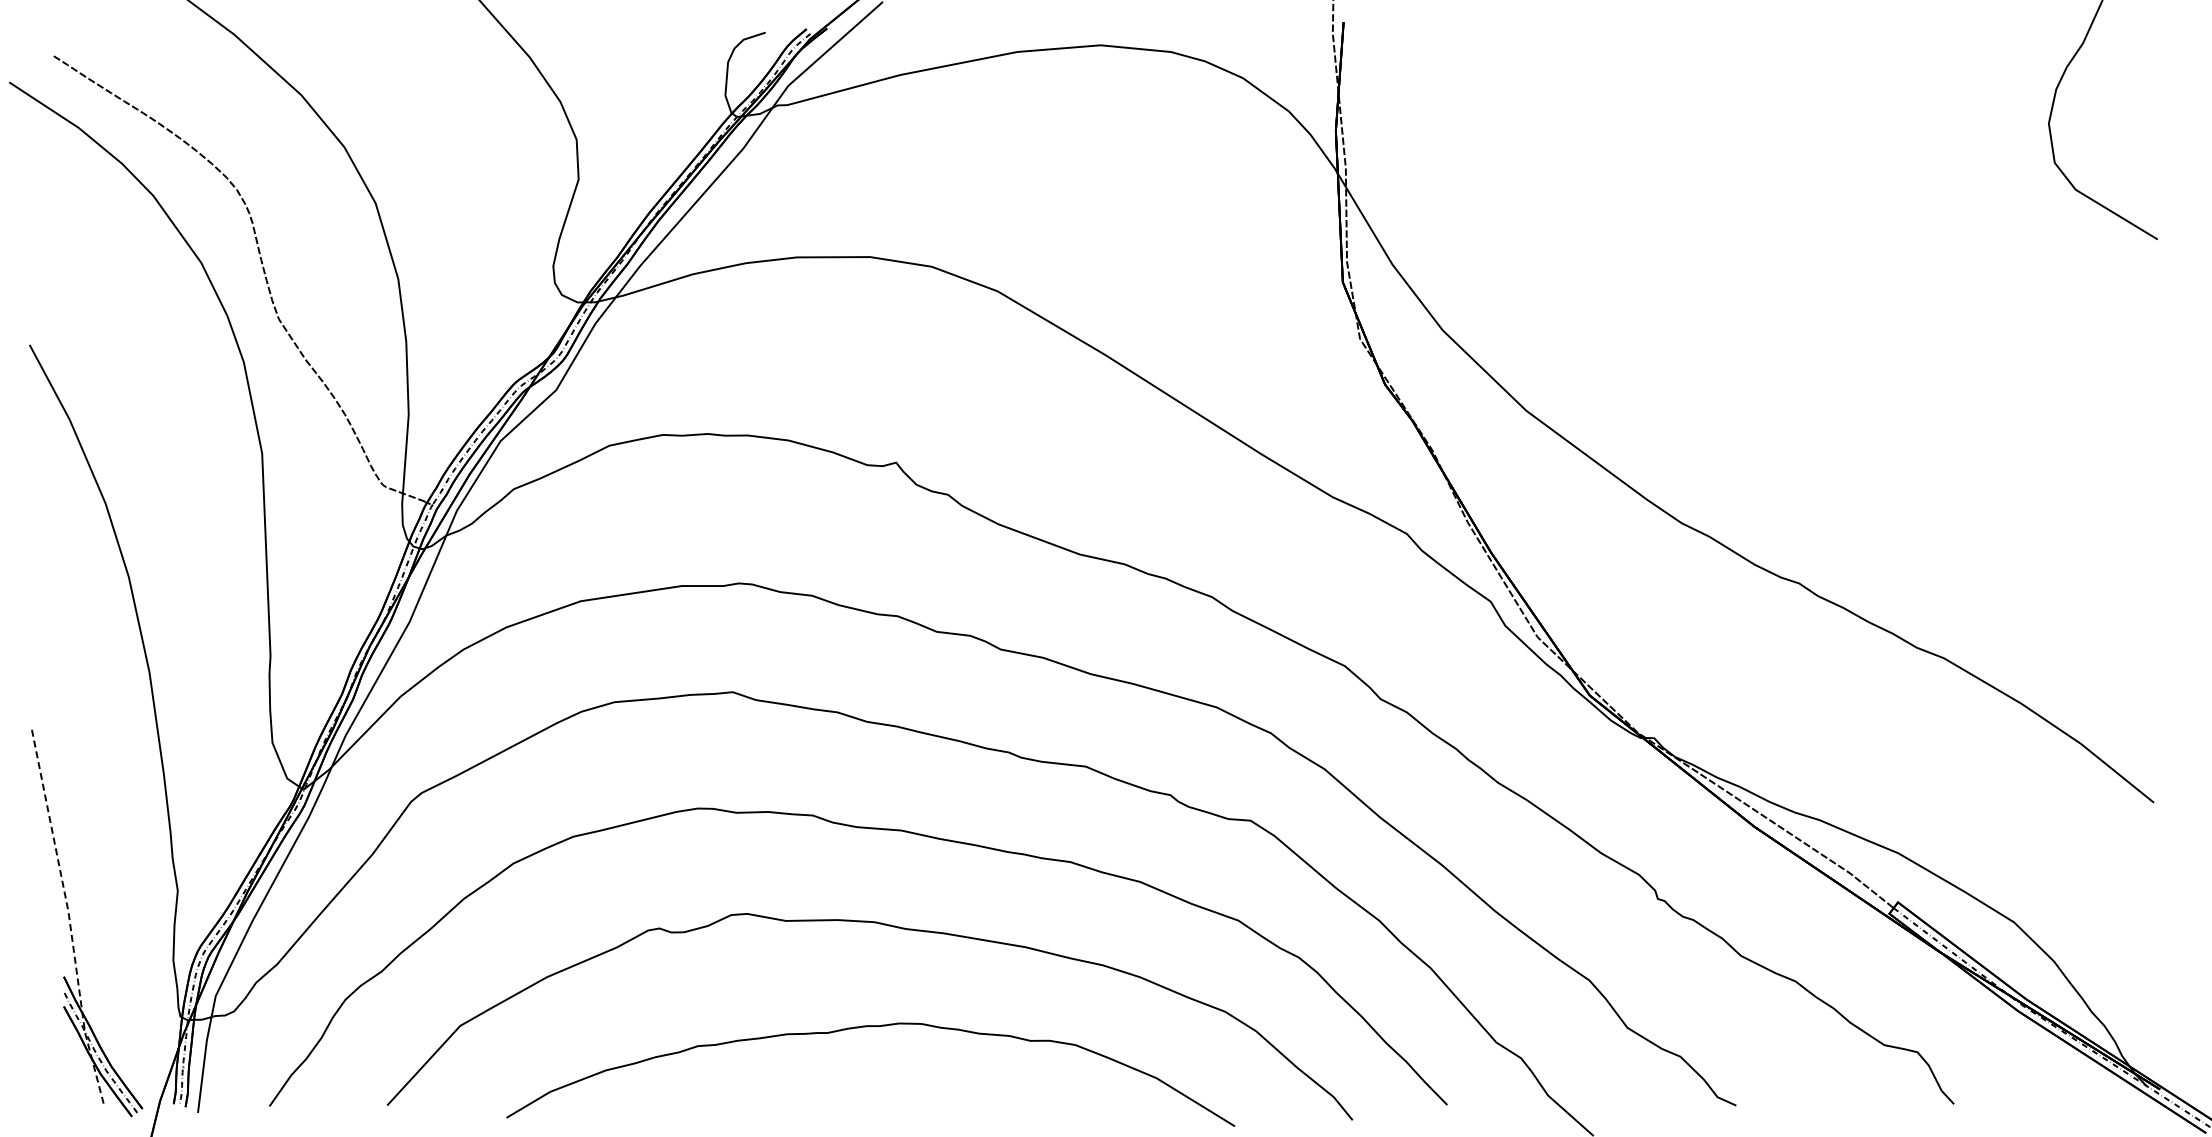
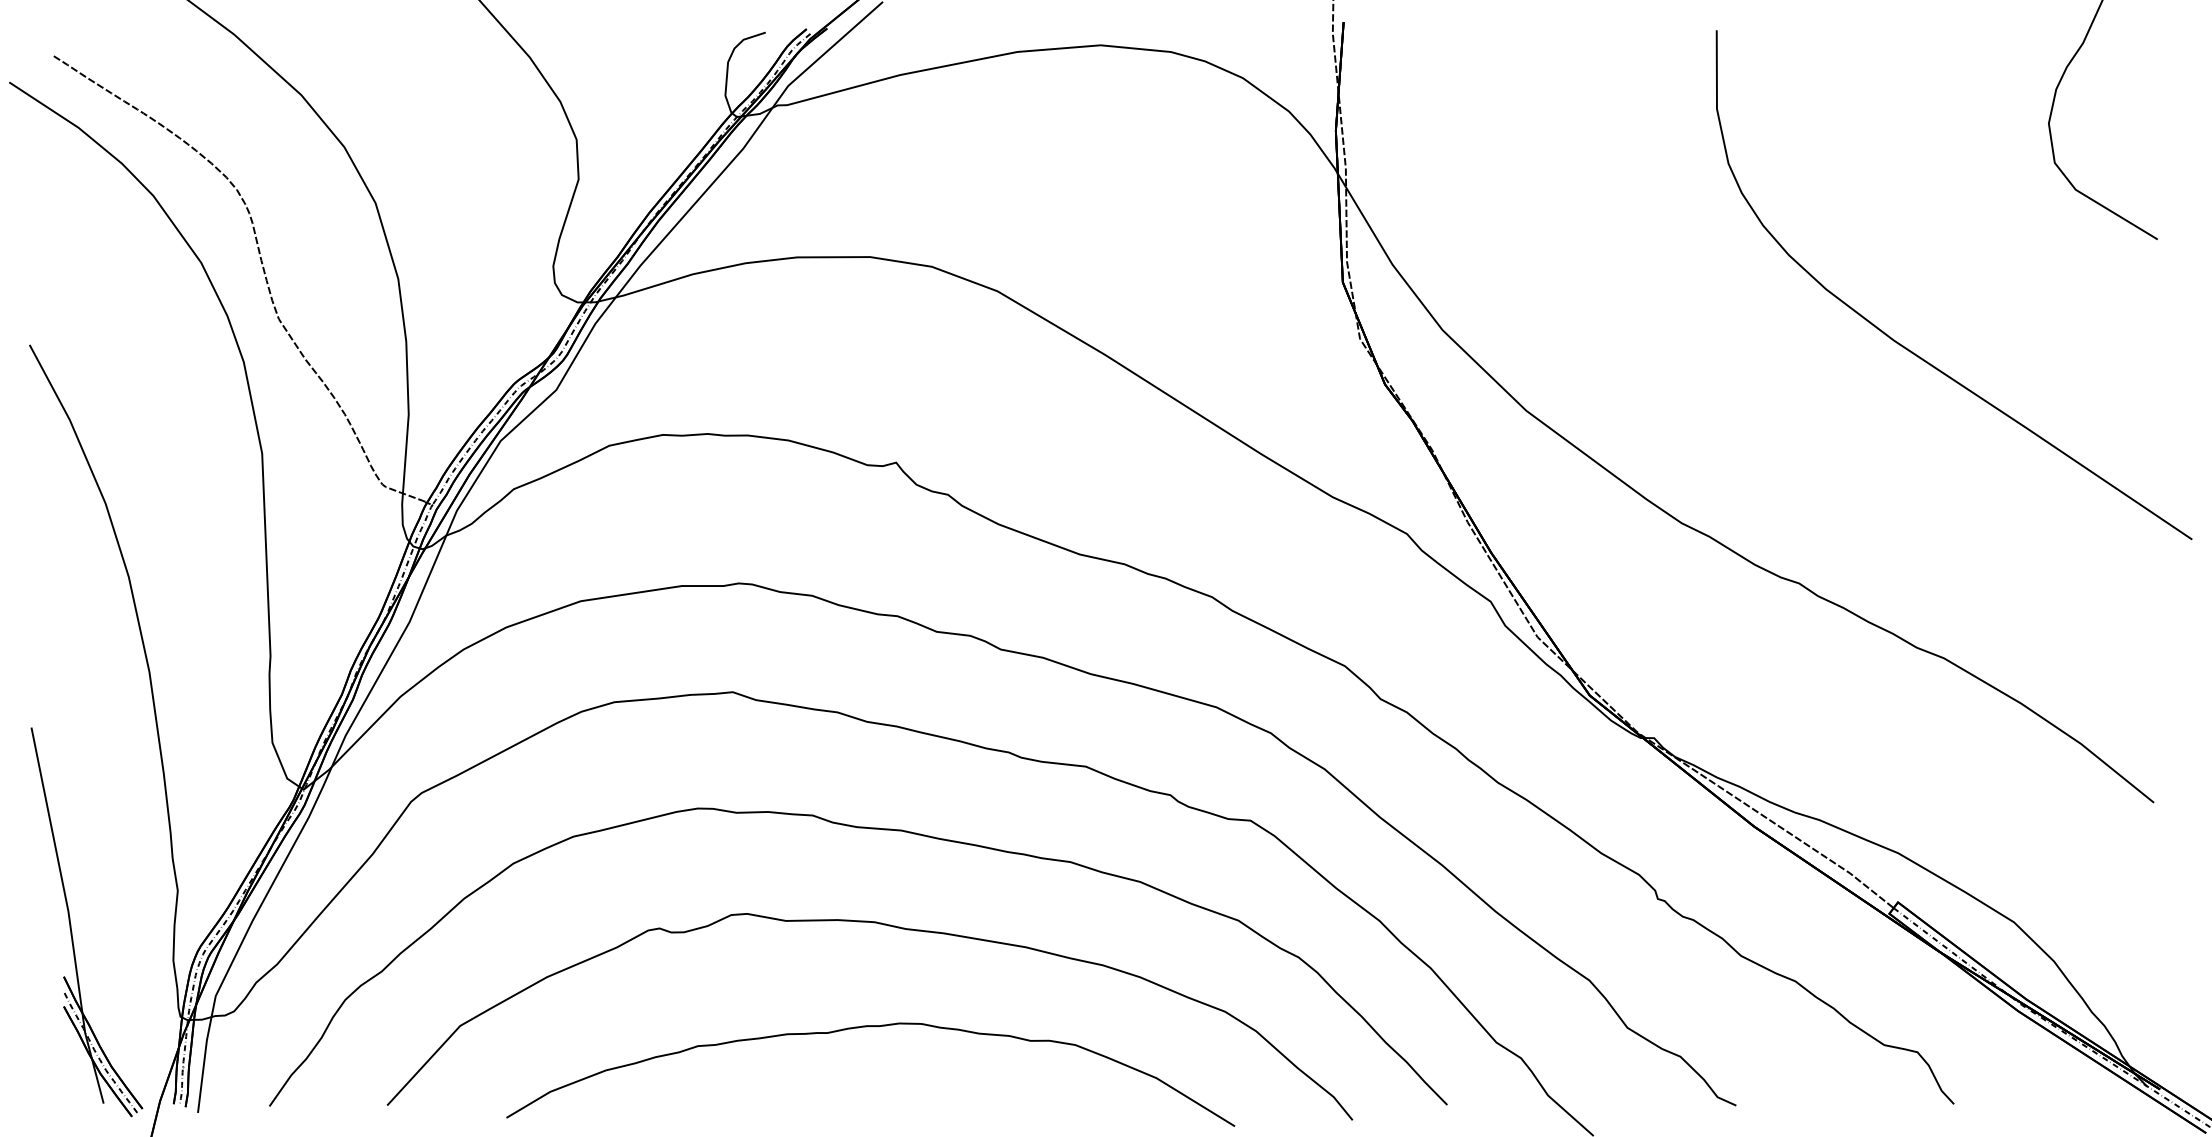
curve: none -> present (1909, 349)
line: dashed -> solid (68, 915)
